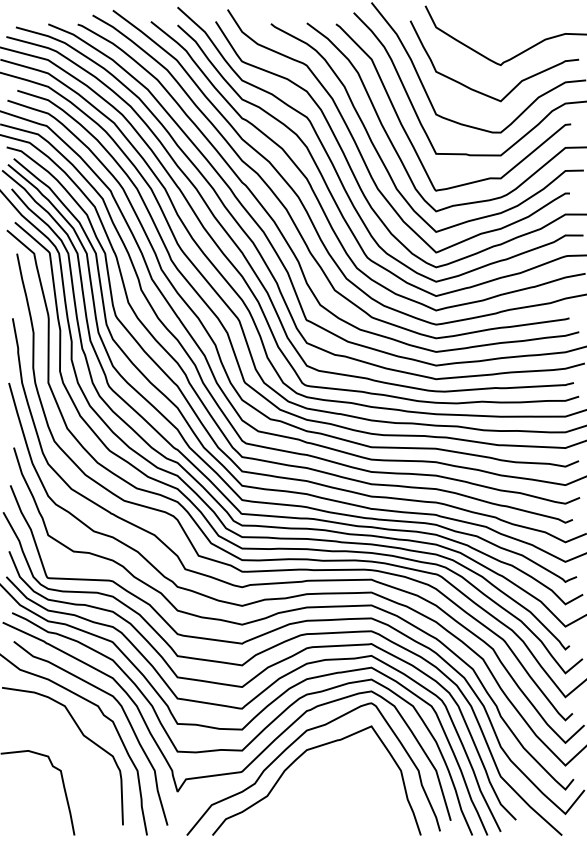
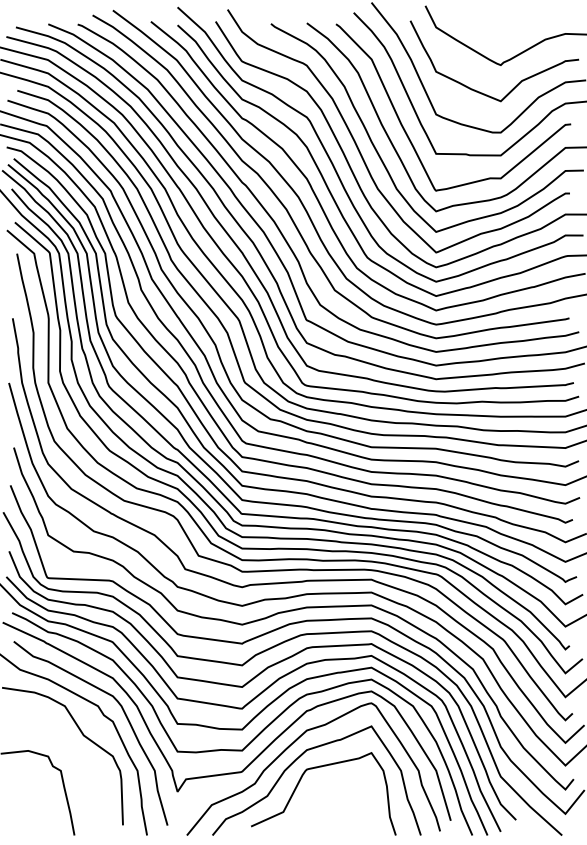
curve: none -> present (317, 768)
